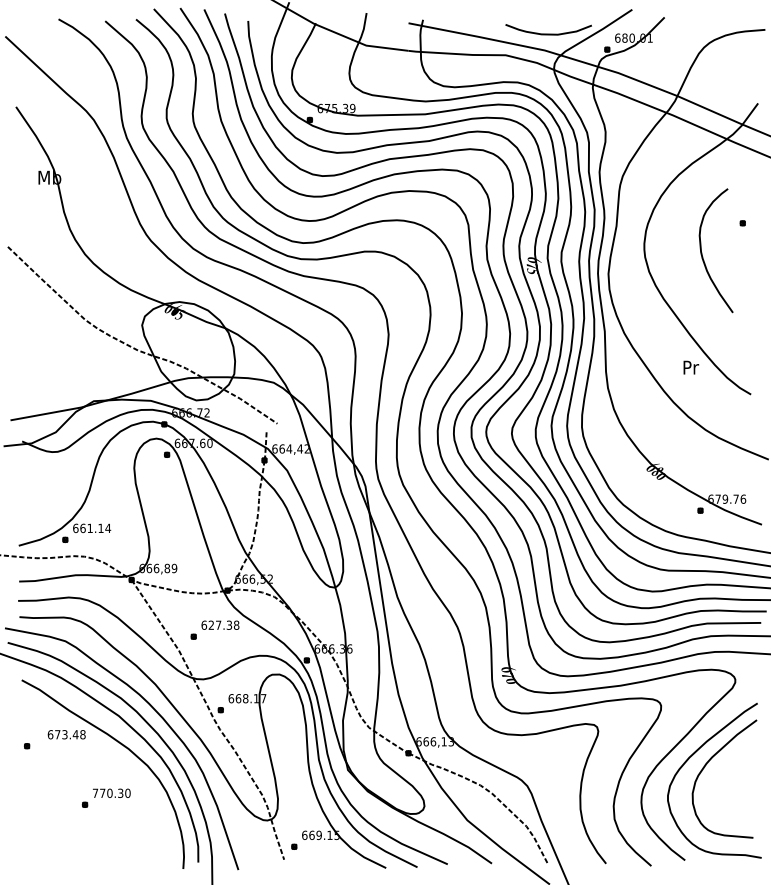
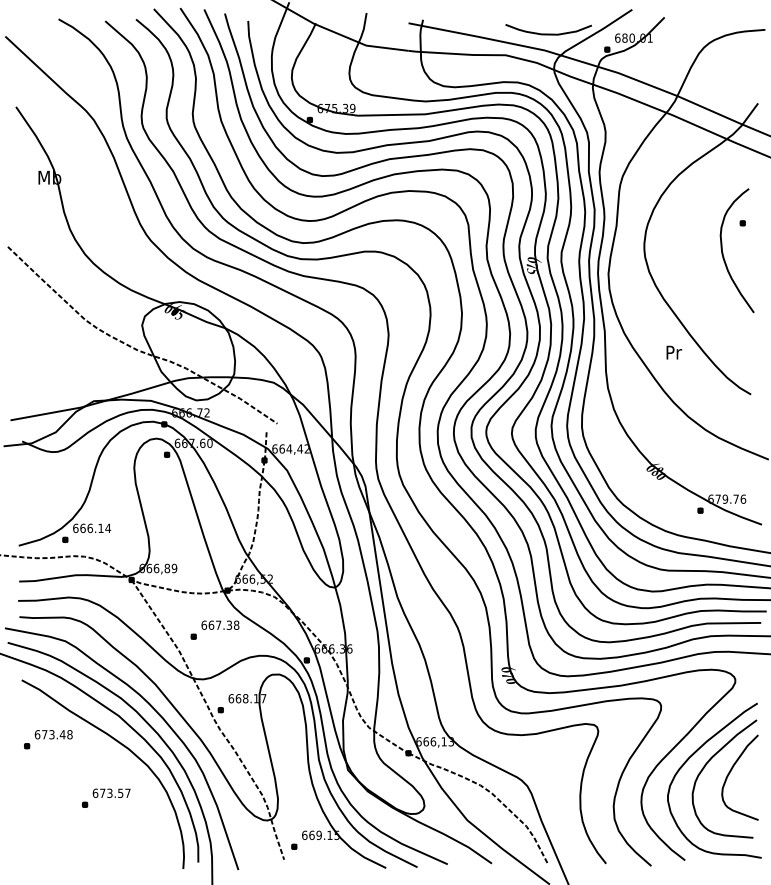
curve position: (702, 252) -> (723, 252) (723, 252)
text position: (691, 367) -> (674, 352) (674, 352)
text: 661.14 -> 666.14 (89, 528)
text: 627.38 -> 667.38 (211, 624)
text position: (66, 734) -> (53, 734) (53, 734)
curve: none -> present (730, 773)
text: 770.30 -> 673.57 (111, 792)
